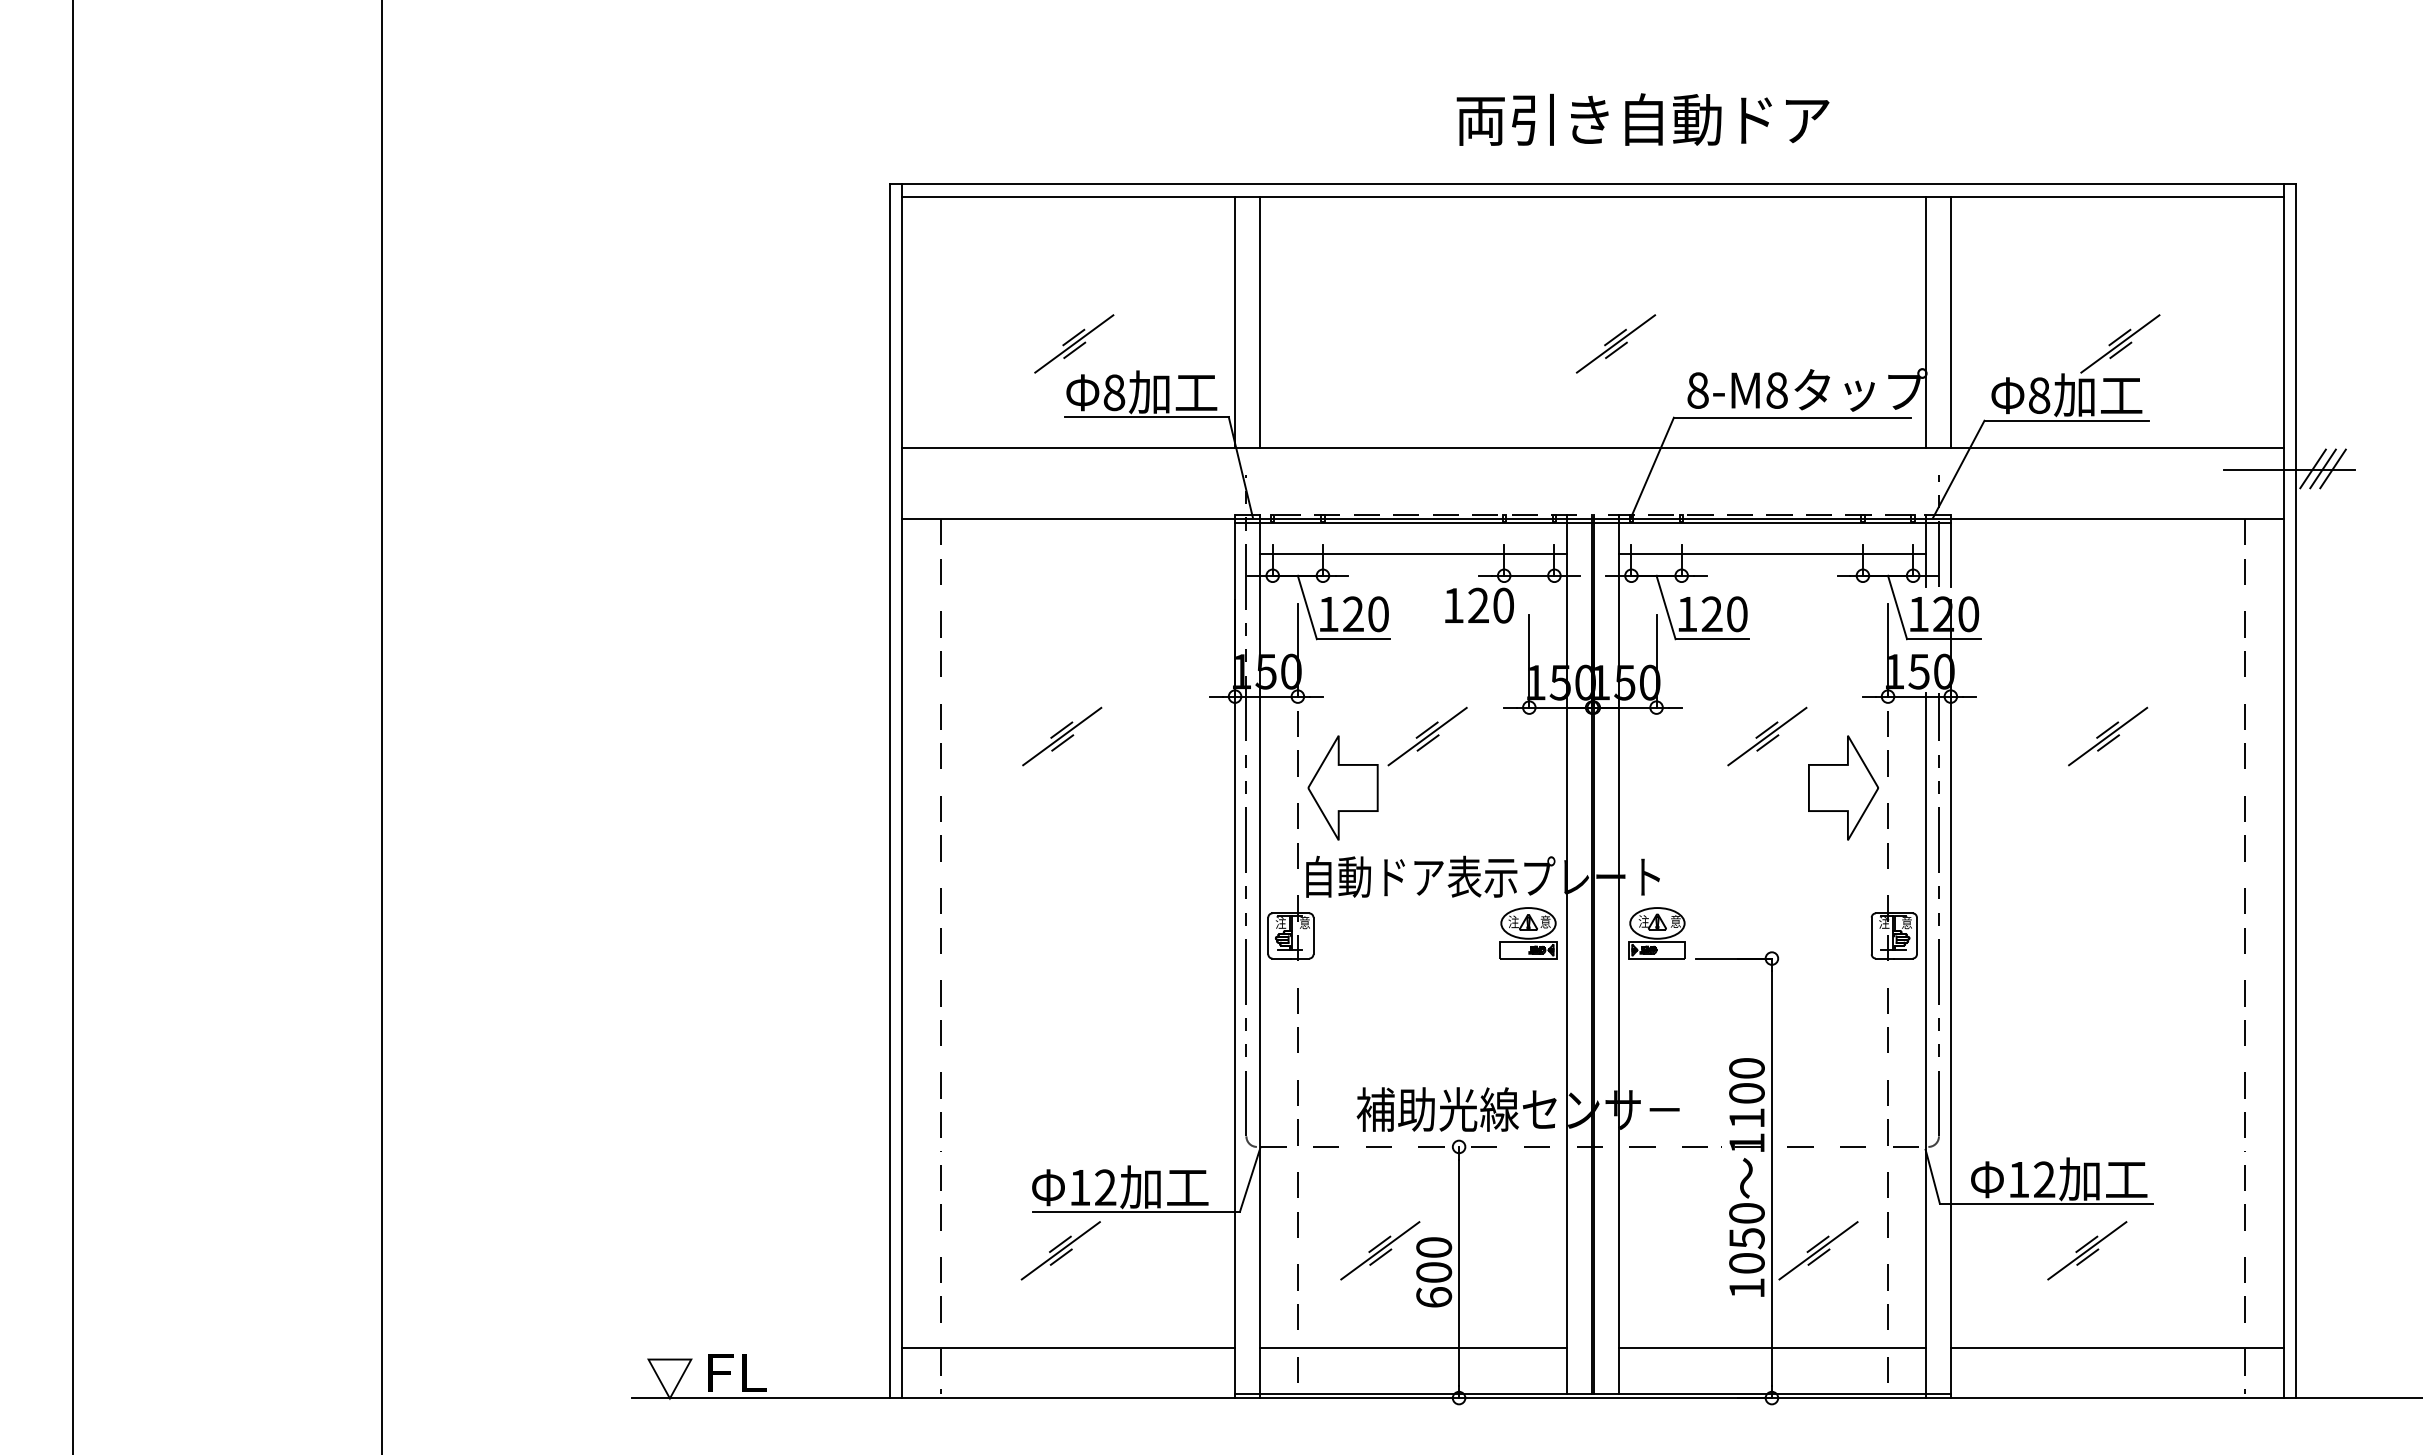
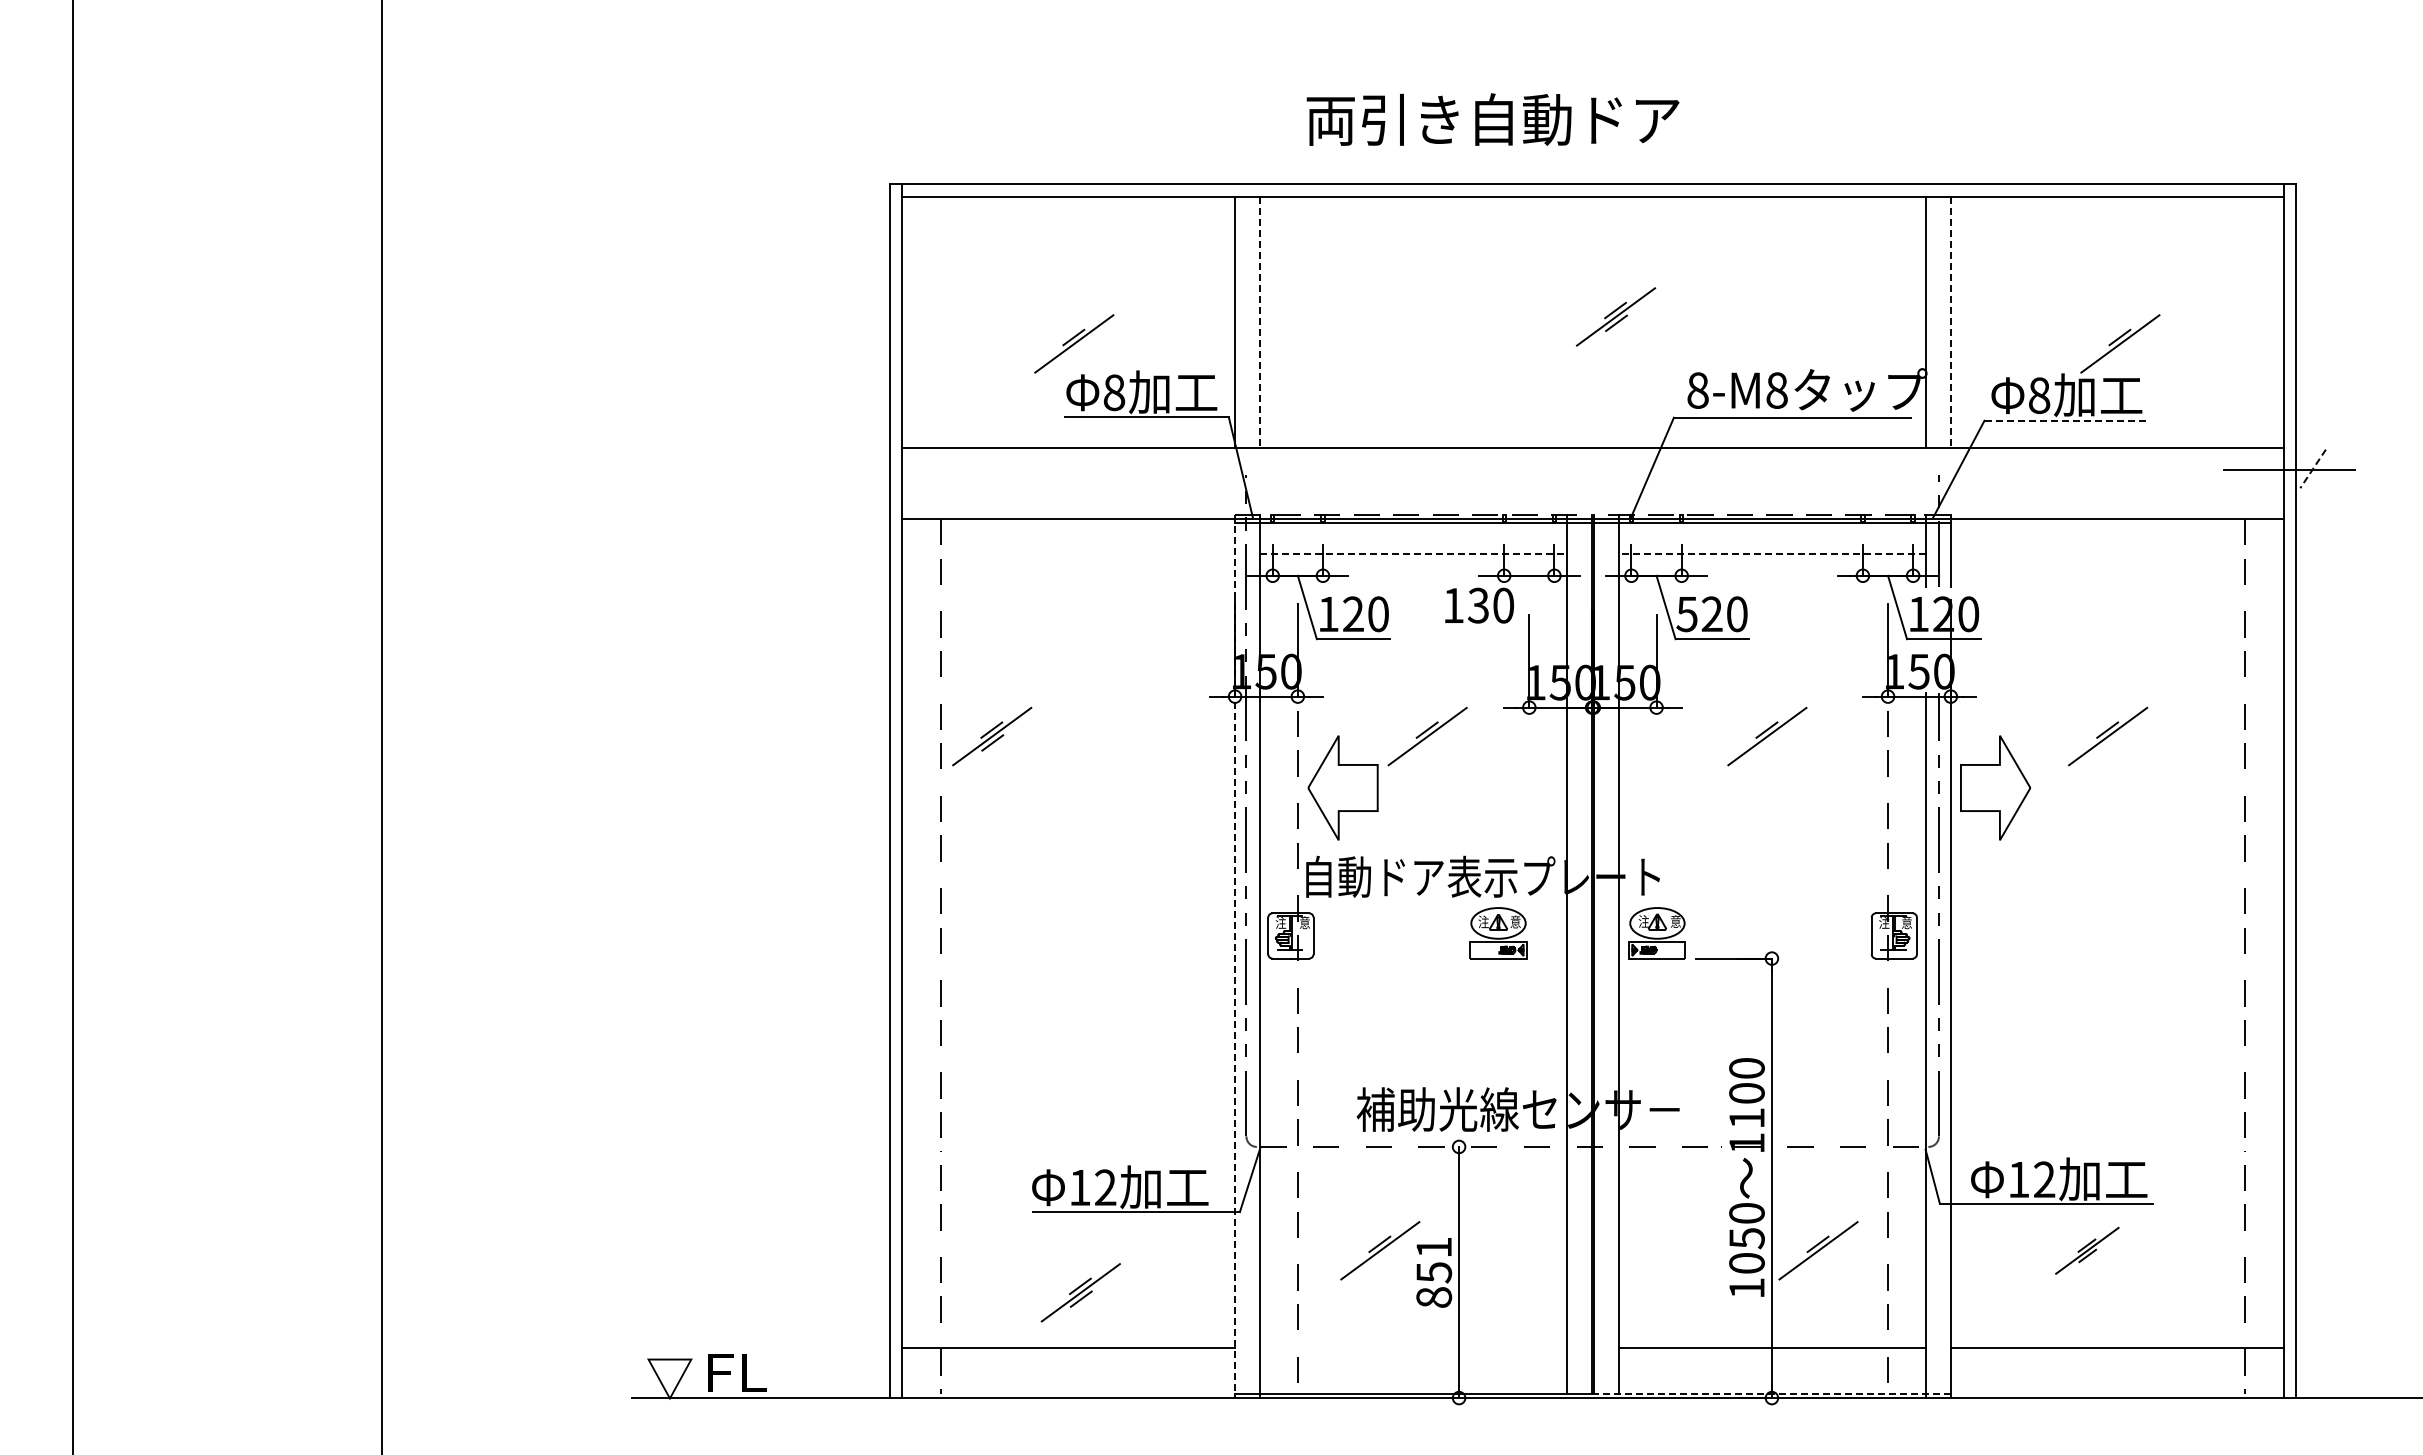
text position: (1642, 119) -> (1492, 119) (1492, 119)
line: solid -> dashed (1260, 322)
line: solid -> dashed (1950, 322)
part position: (1615, 343) -> (1615, 316) (1615, 316)
line: present -> none (1074, 350)
line: present -> none (2120, 350)
line: solid -> dashed (2067, 420)
line: present -> none (2322, 468)
line: present -> none (2332, 468)
line: solid -> dashed (2312, 469)
line: solid -> dashed (1414, 553)
line: solid -> dashed (1771, 553)
text: 120 -> 130 (1477, 605)
text: 120 -> 520 (1686, 614)
part position: (1062, 736) -> (992, 736) (992, 736)
line: present -> none (1427, 742)
line: present -> none (1767, 742)
line: present -> none (2108, 742)
part position: (1843, 787) -> (1995, 787) (1995, 787)
part position: (1528, 933) -> (1498, 933) (1498, 933)
line: solid -> dashed (1235, 956)
part position: (1060, 1250) -> (1080, 1292) (1080, 1292)
part size: 81x60 px -> 65x49 px (2087, 1250)
line: present -> none (1380, 1256)
line: present -> none (1818, 1256)
text: 600 -> 851 (1434, 1272)
line: present -> none (1413, 1347)
line: solid -> dashed (1772, 1393)
